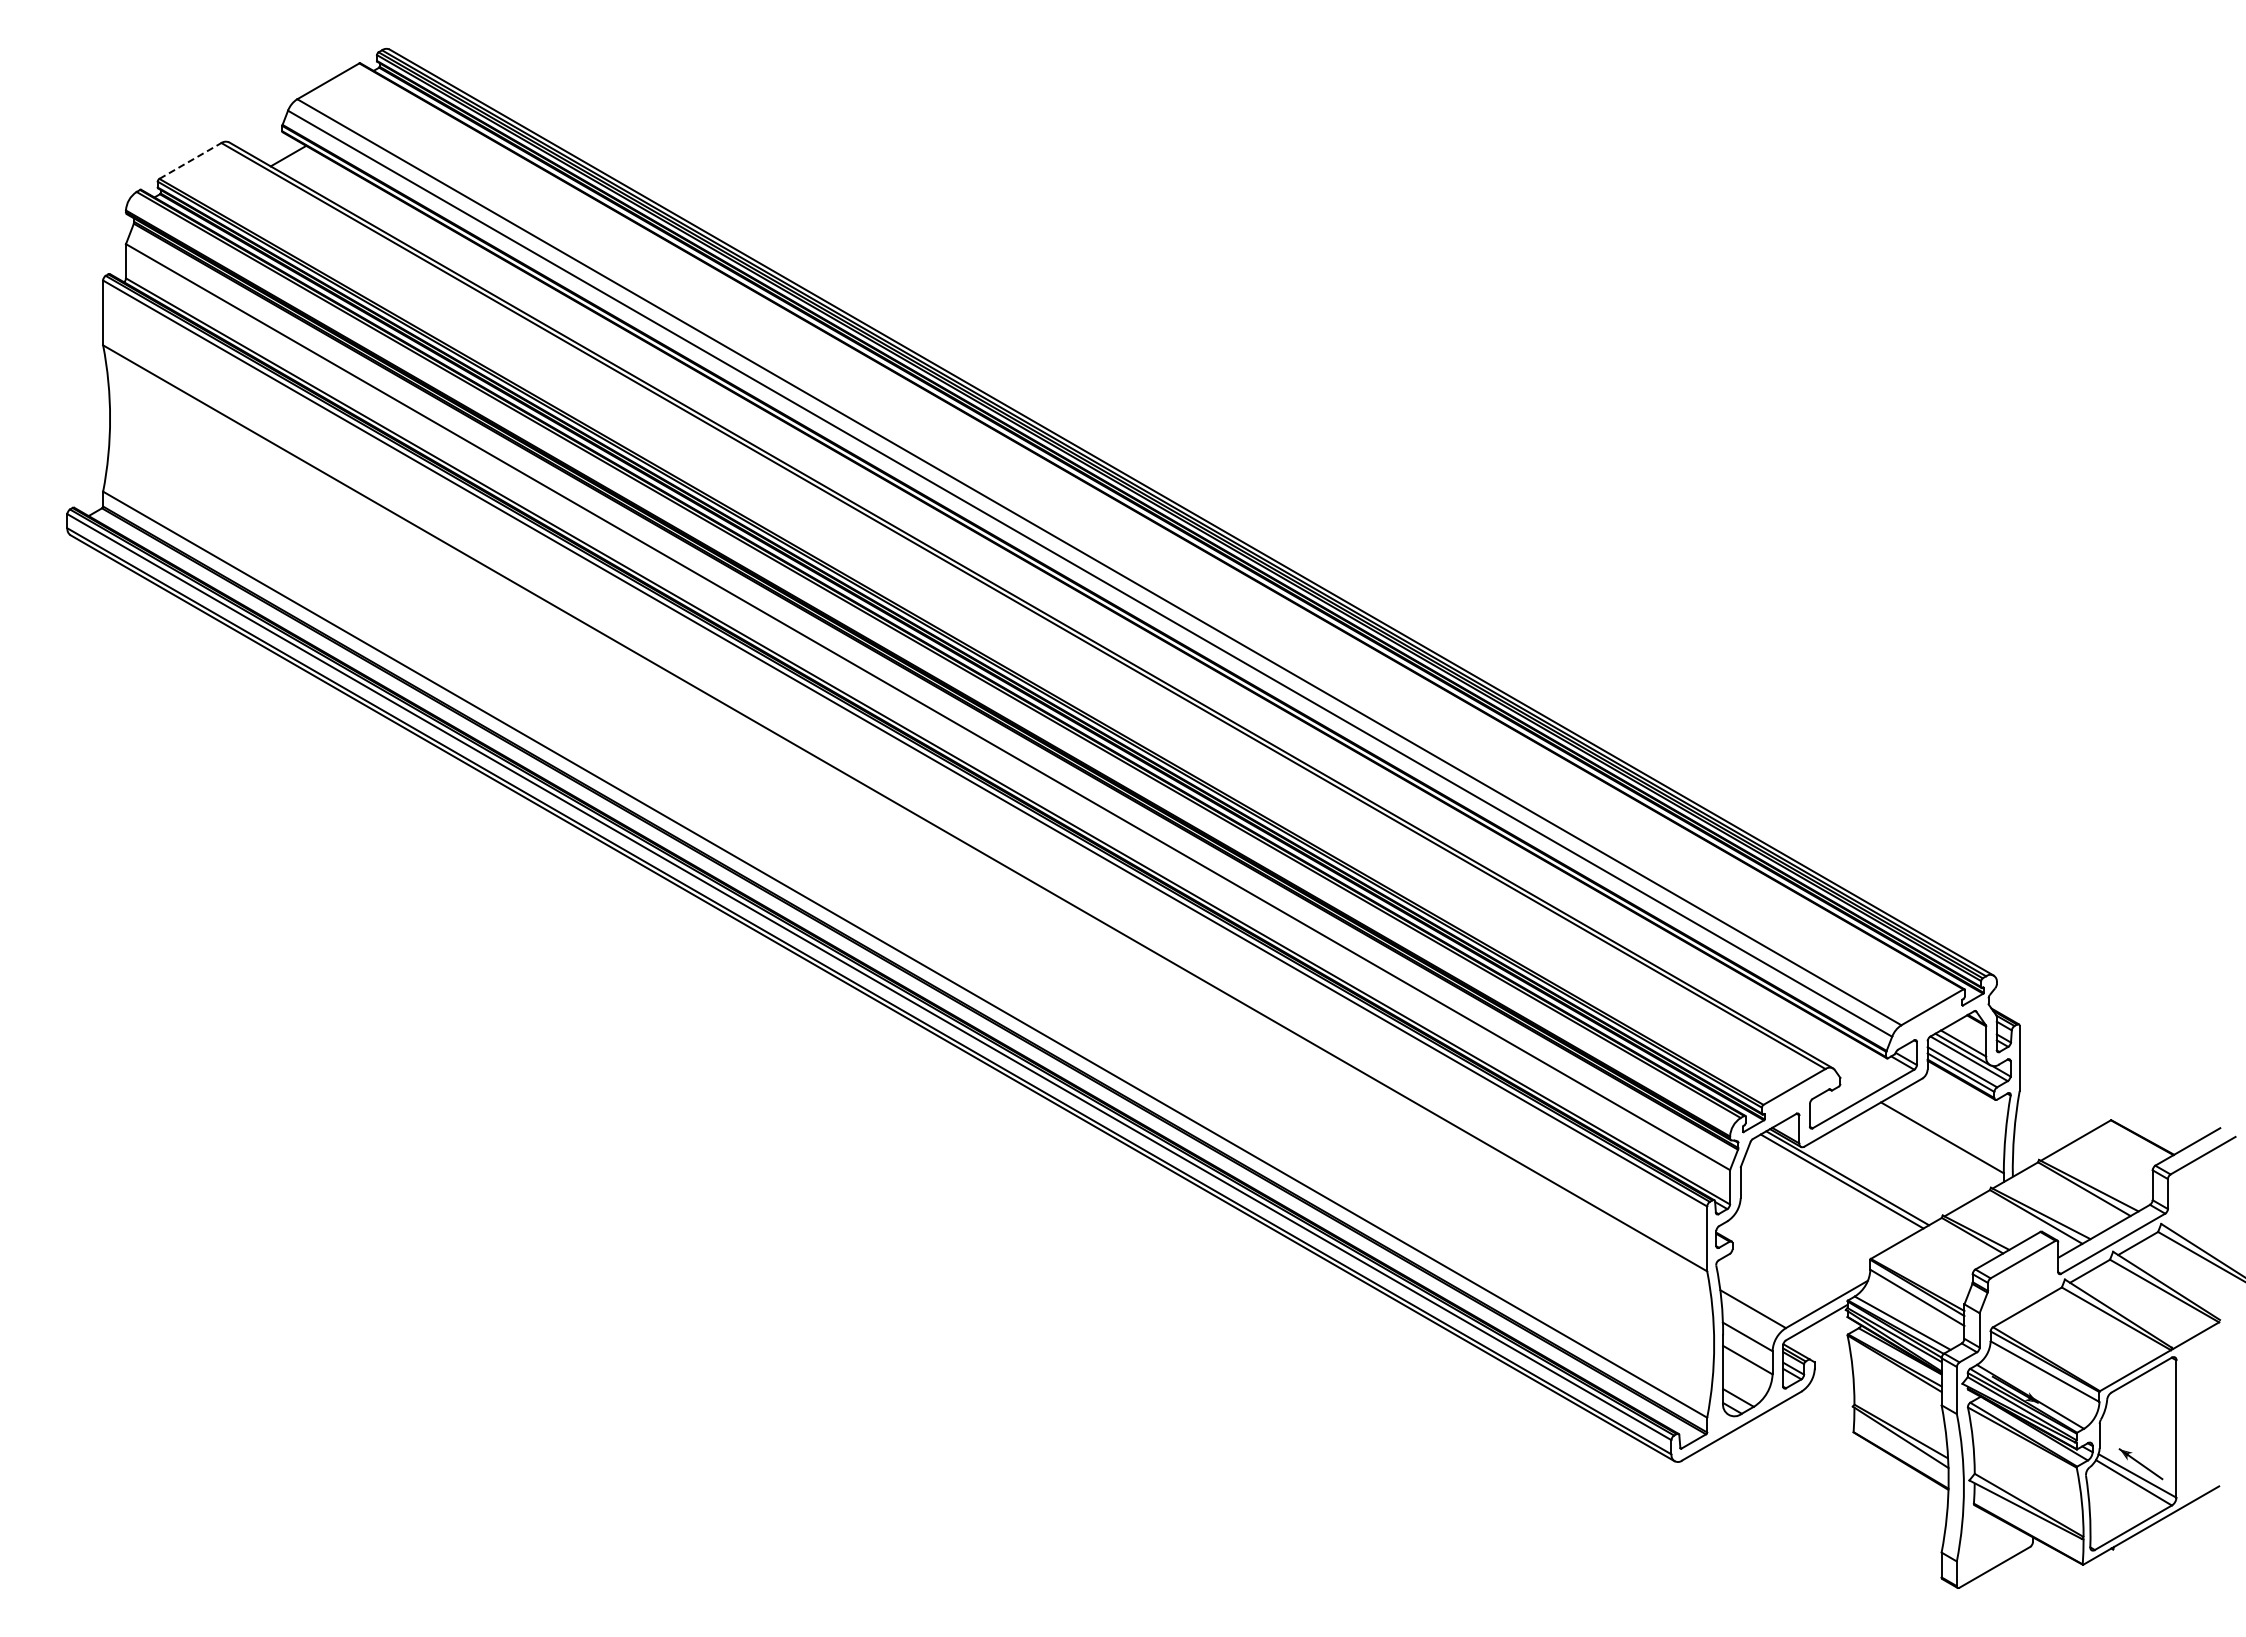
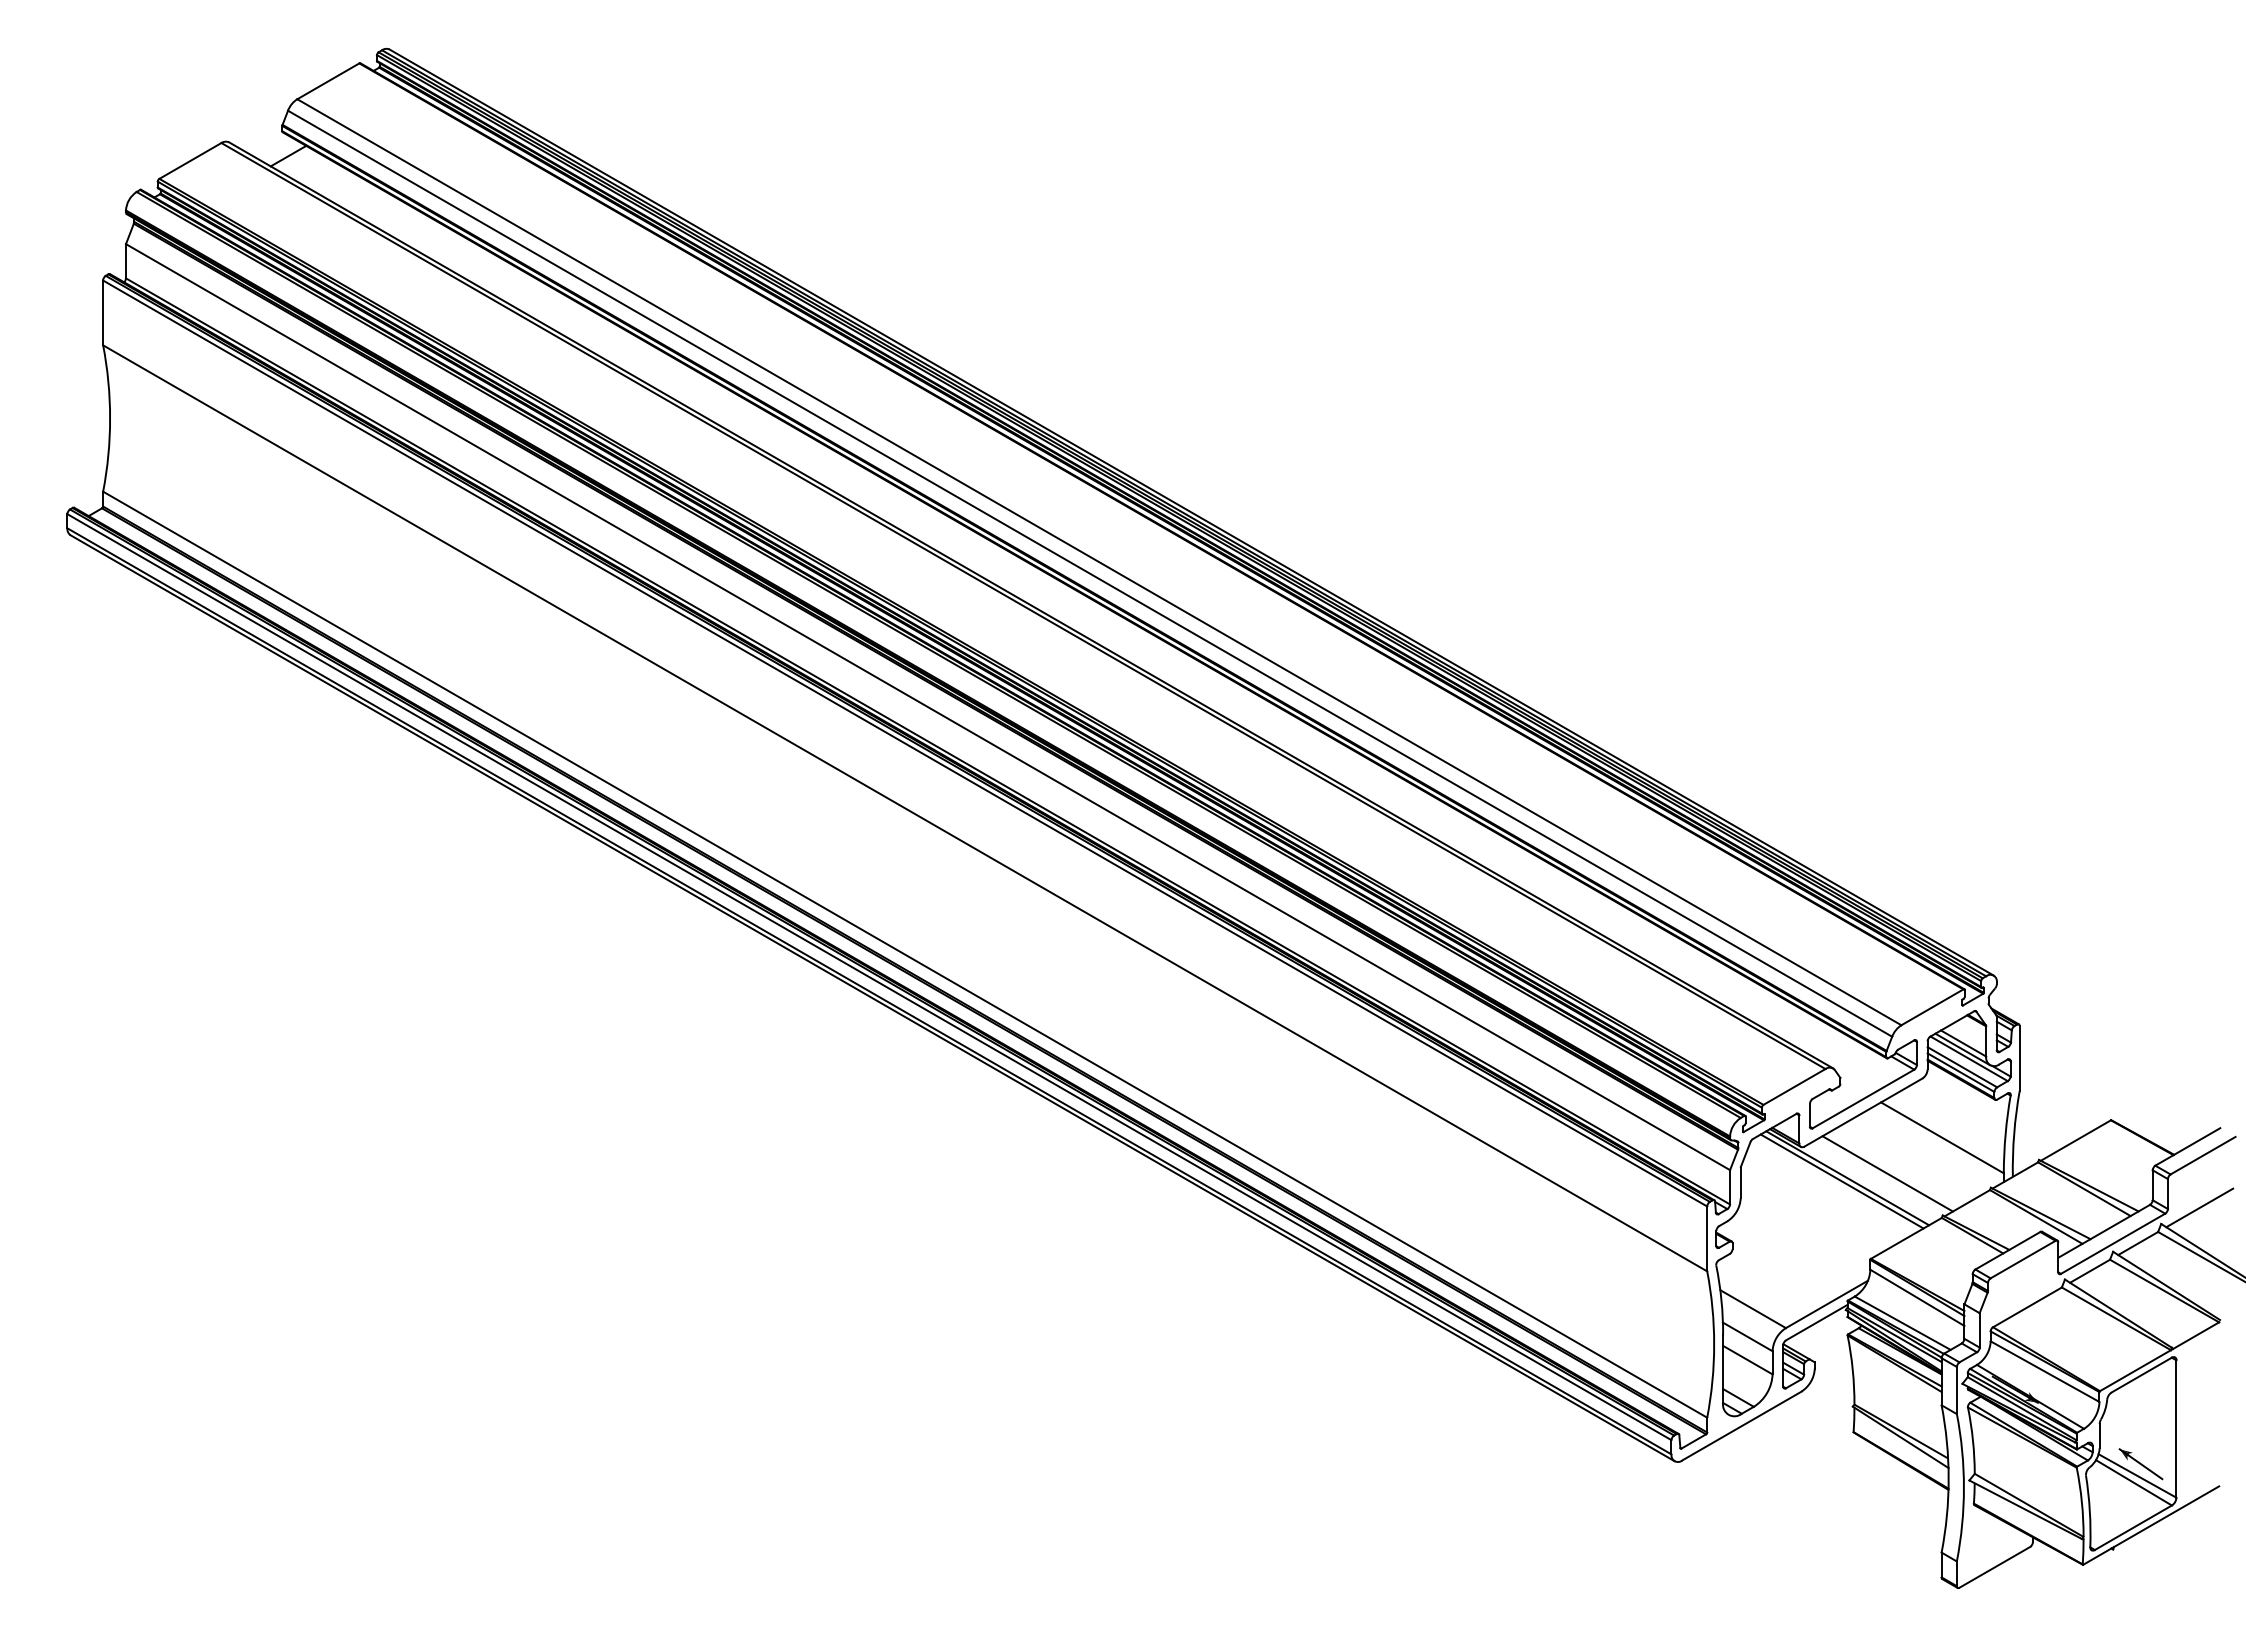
line: dashed -> solid (190, 160)
line: none -> present (1887, 1173)
line: none -> present (2199, 1207)
